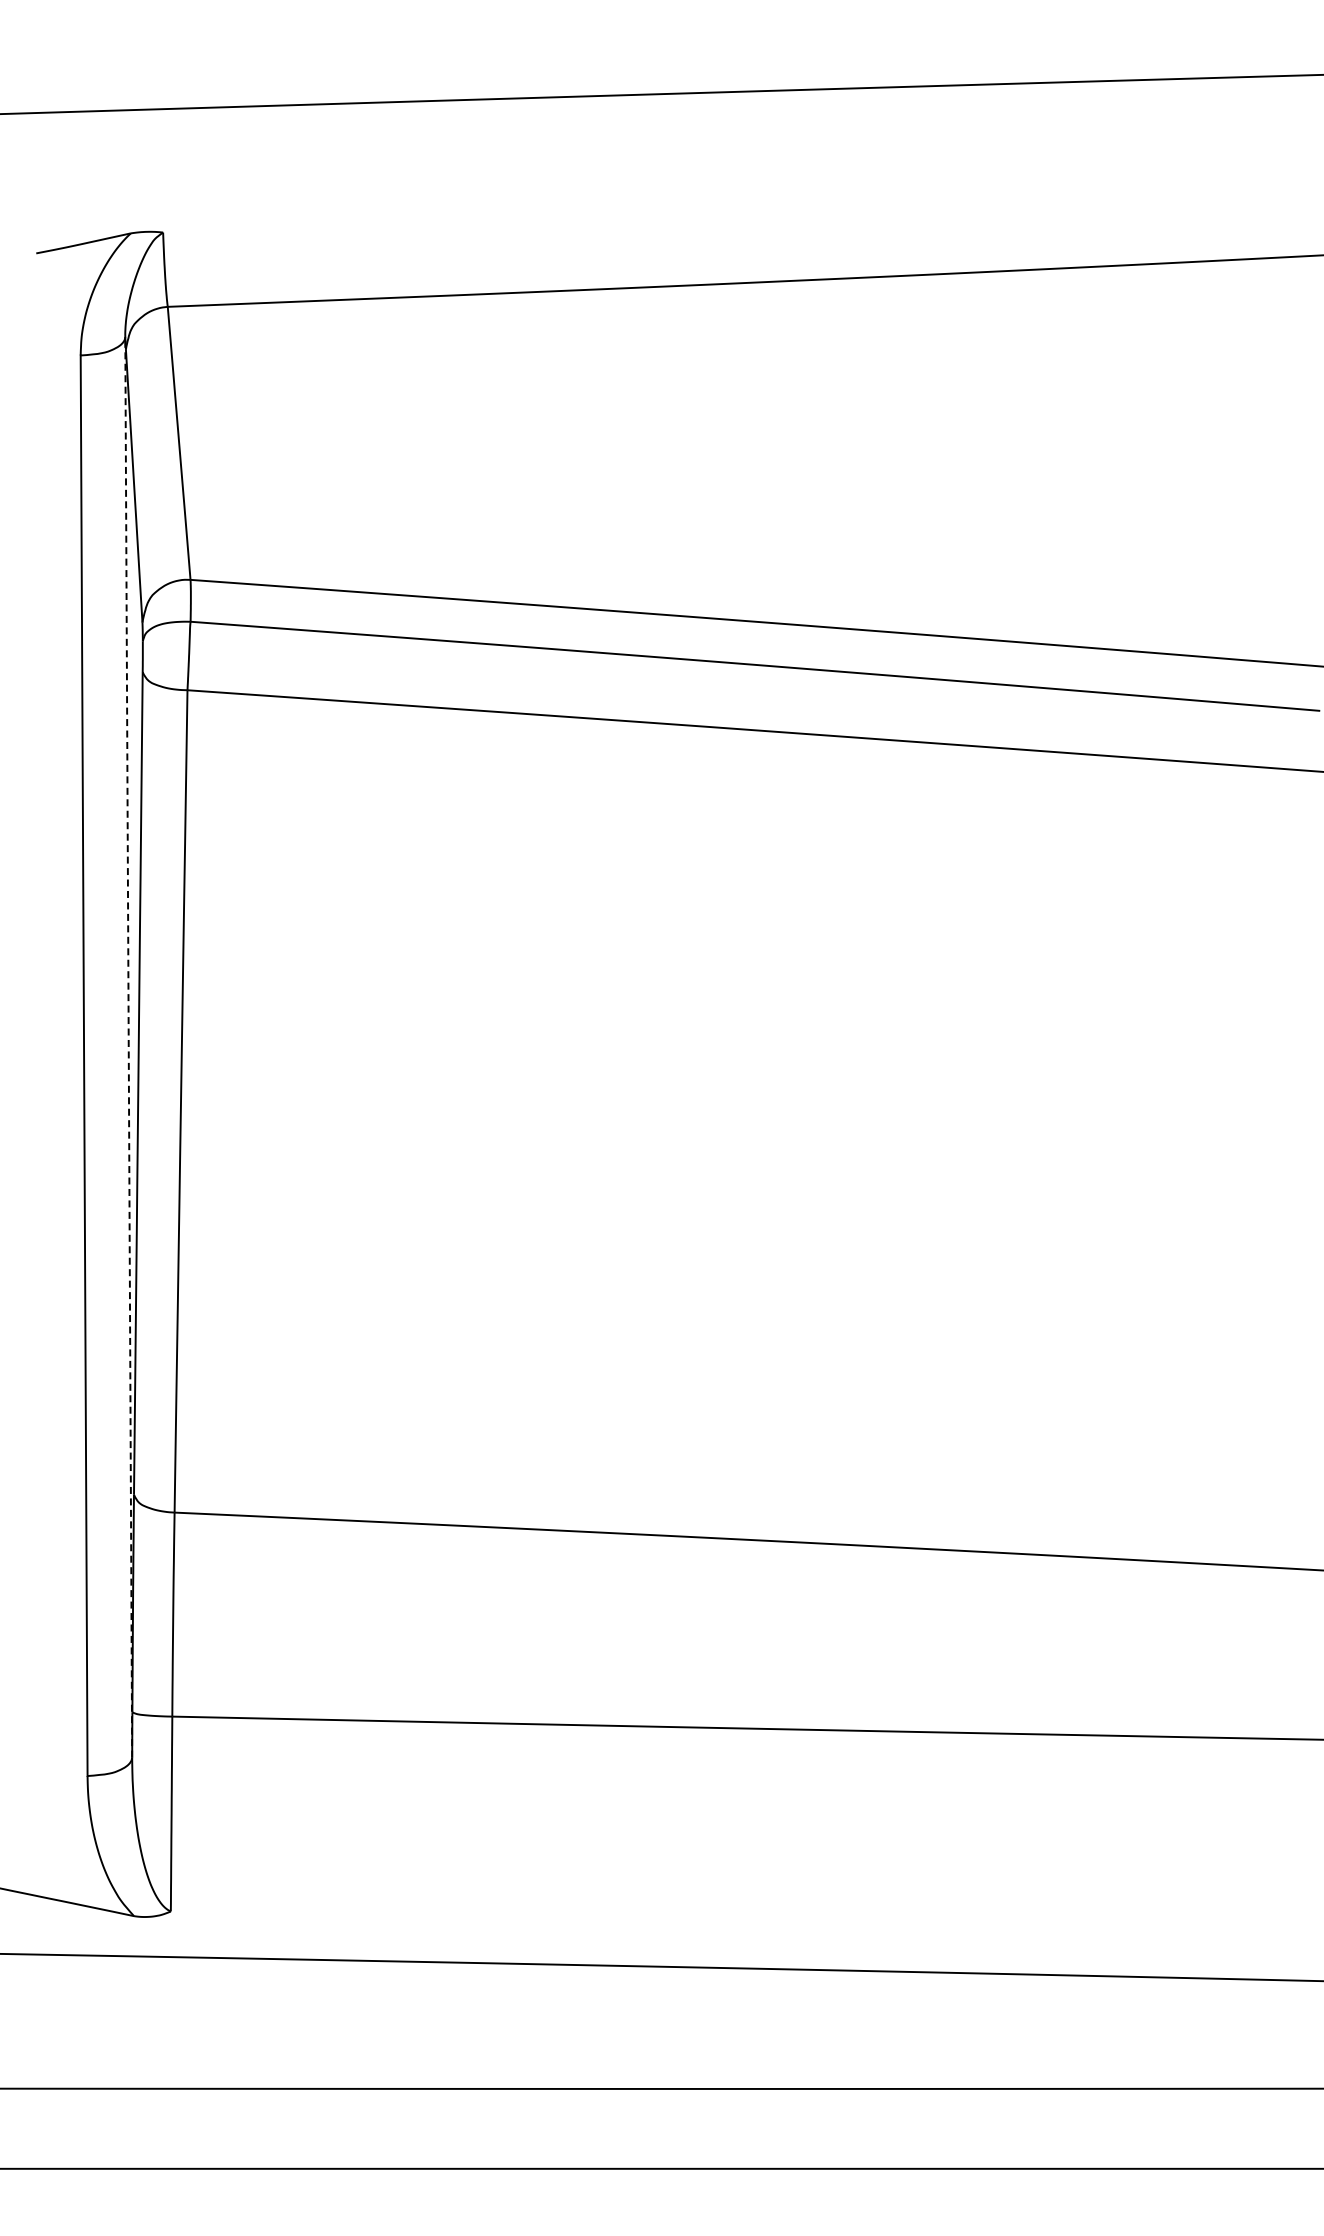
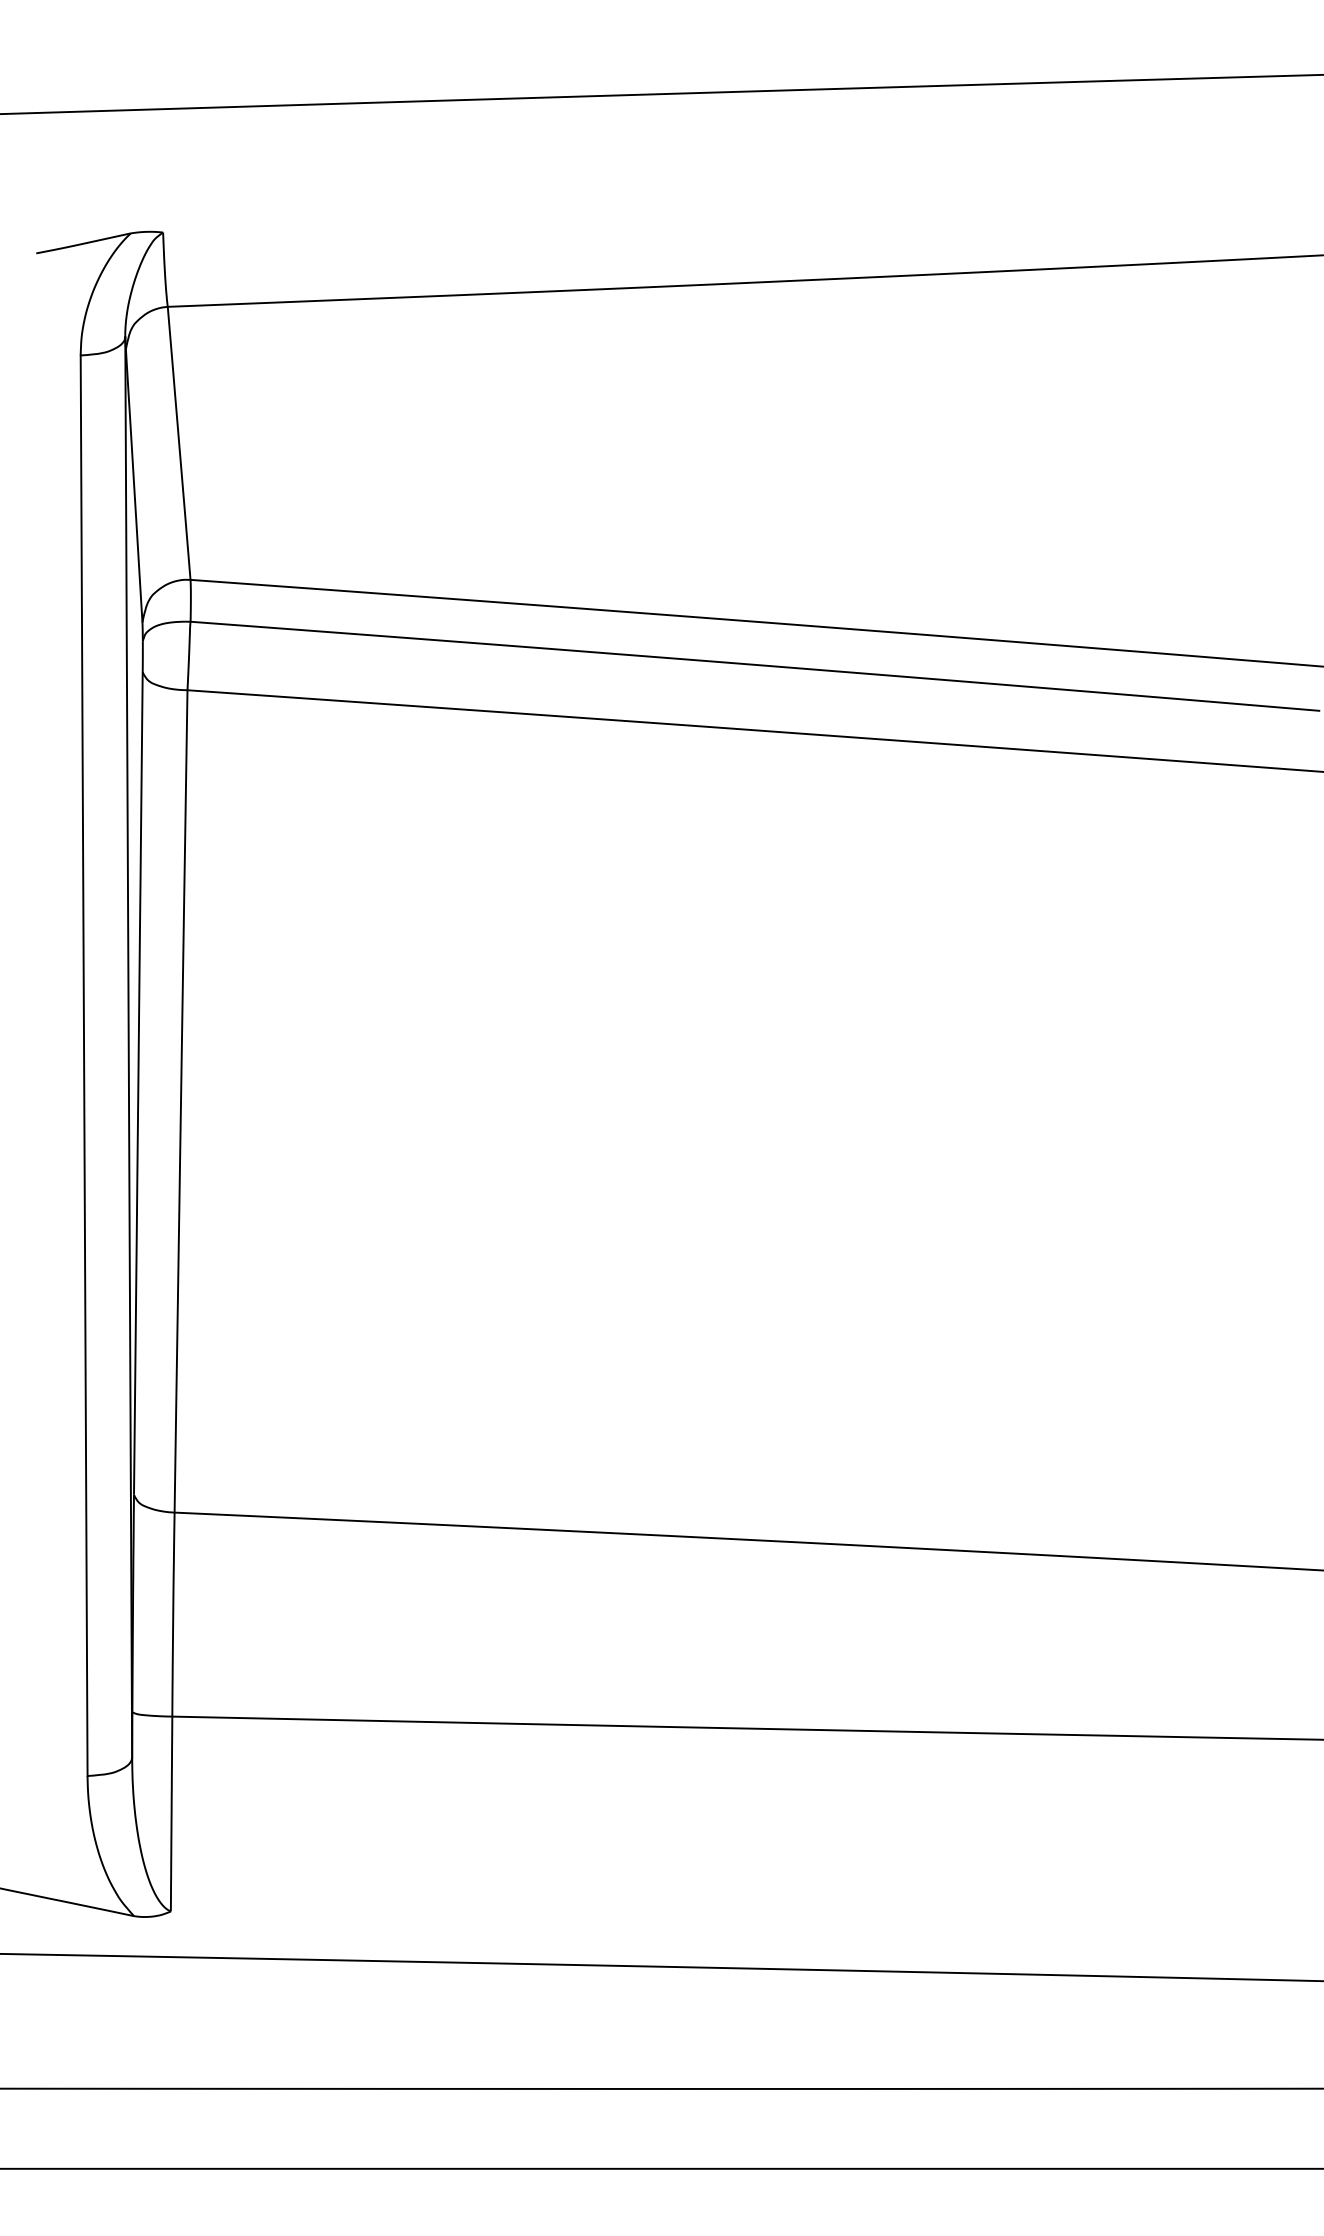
line: dashed -> solid (128, 1046)
